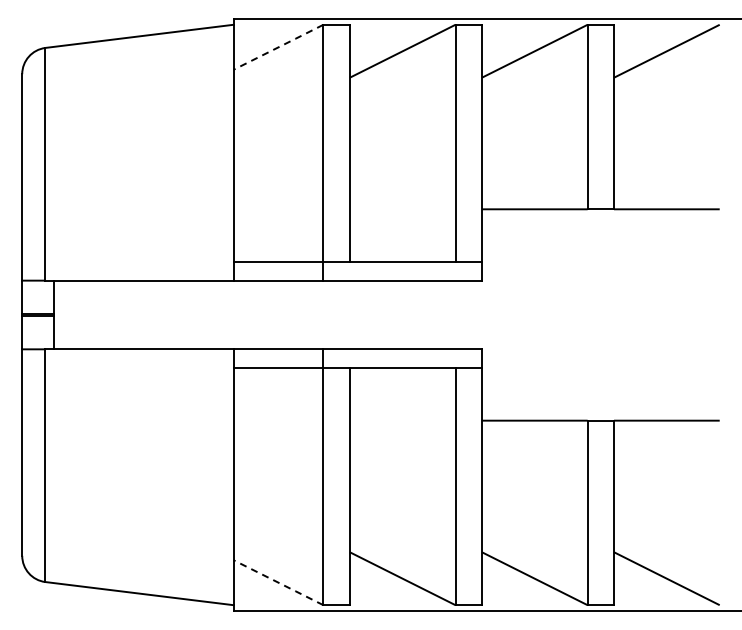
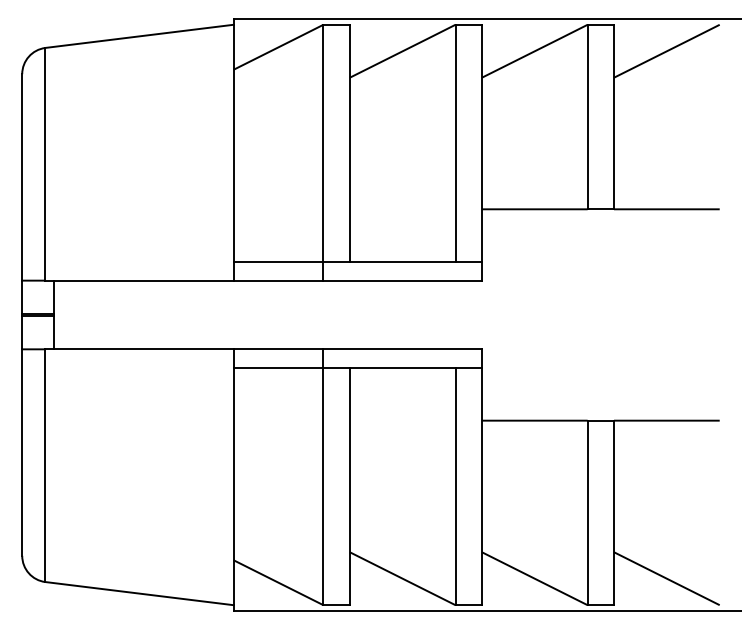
line: dashed -> solid (278, 47)
line: dashed -> solid (278, 582)
